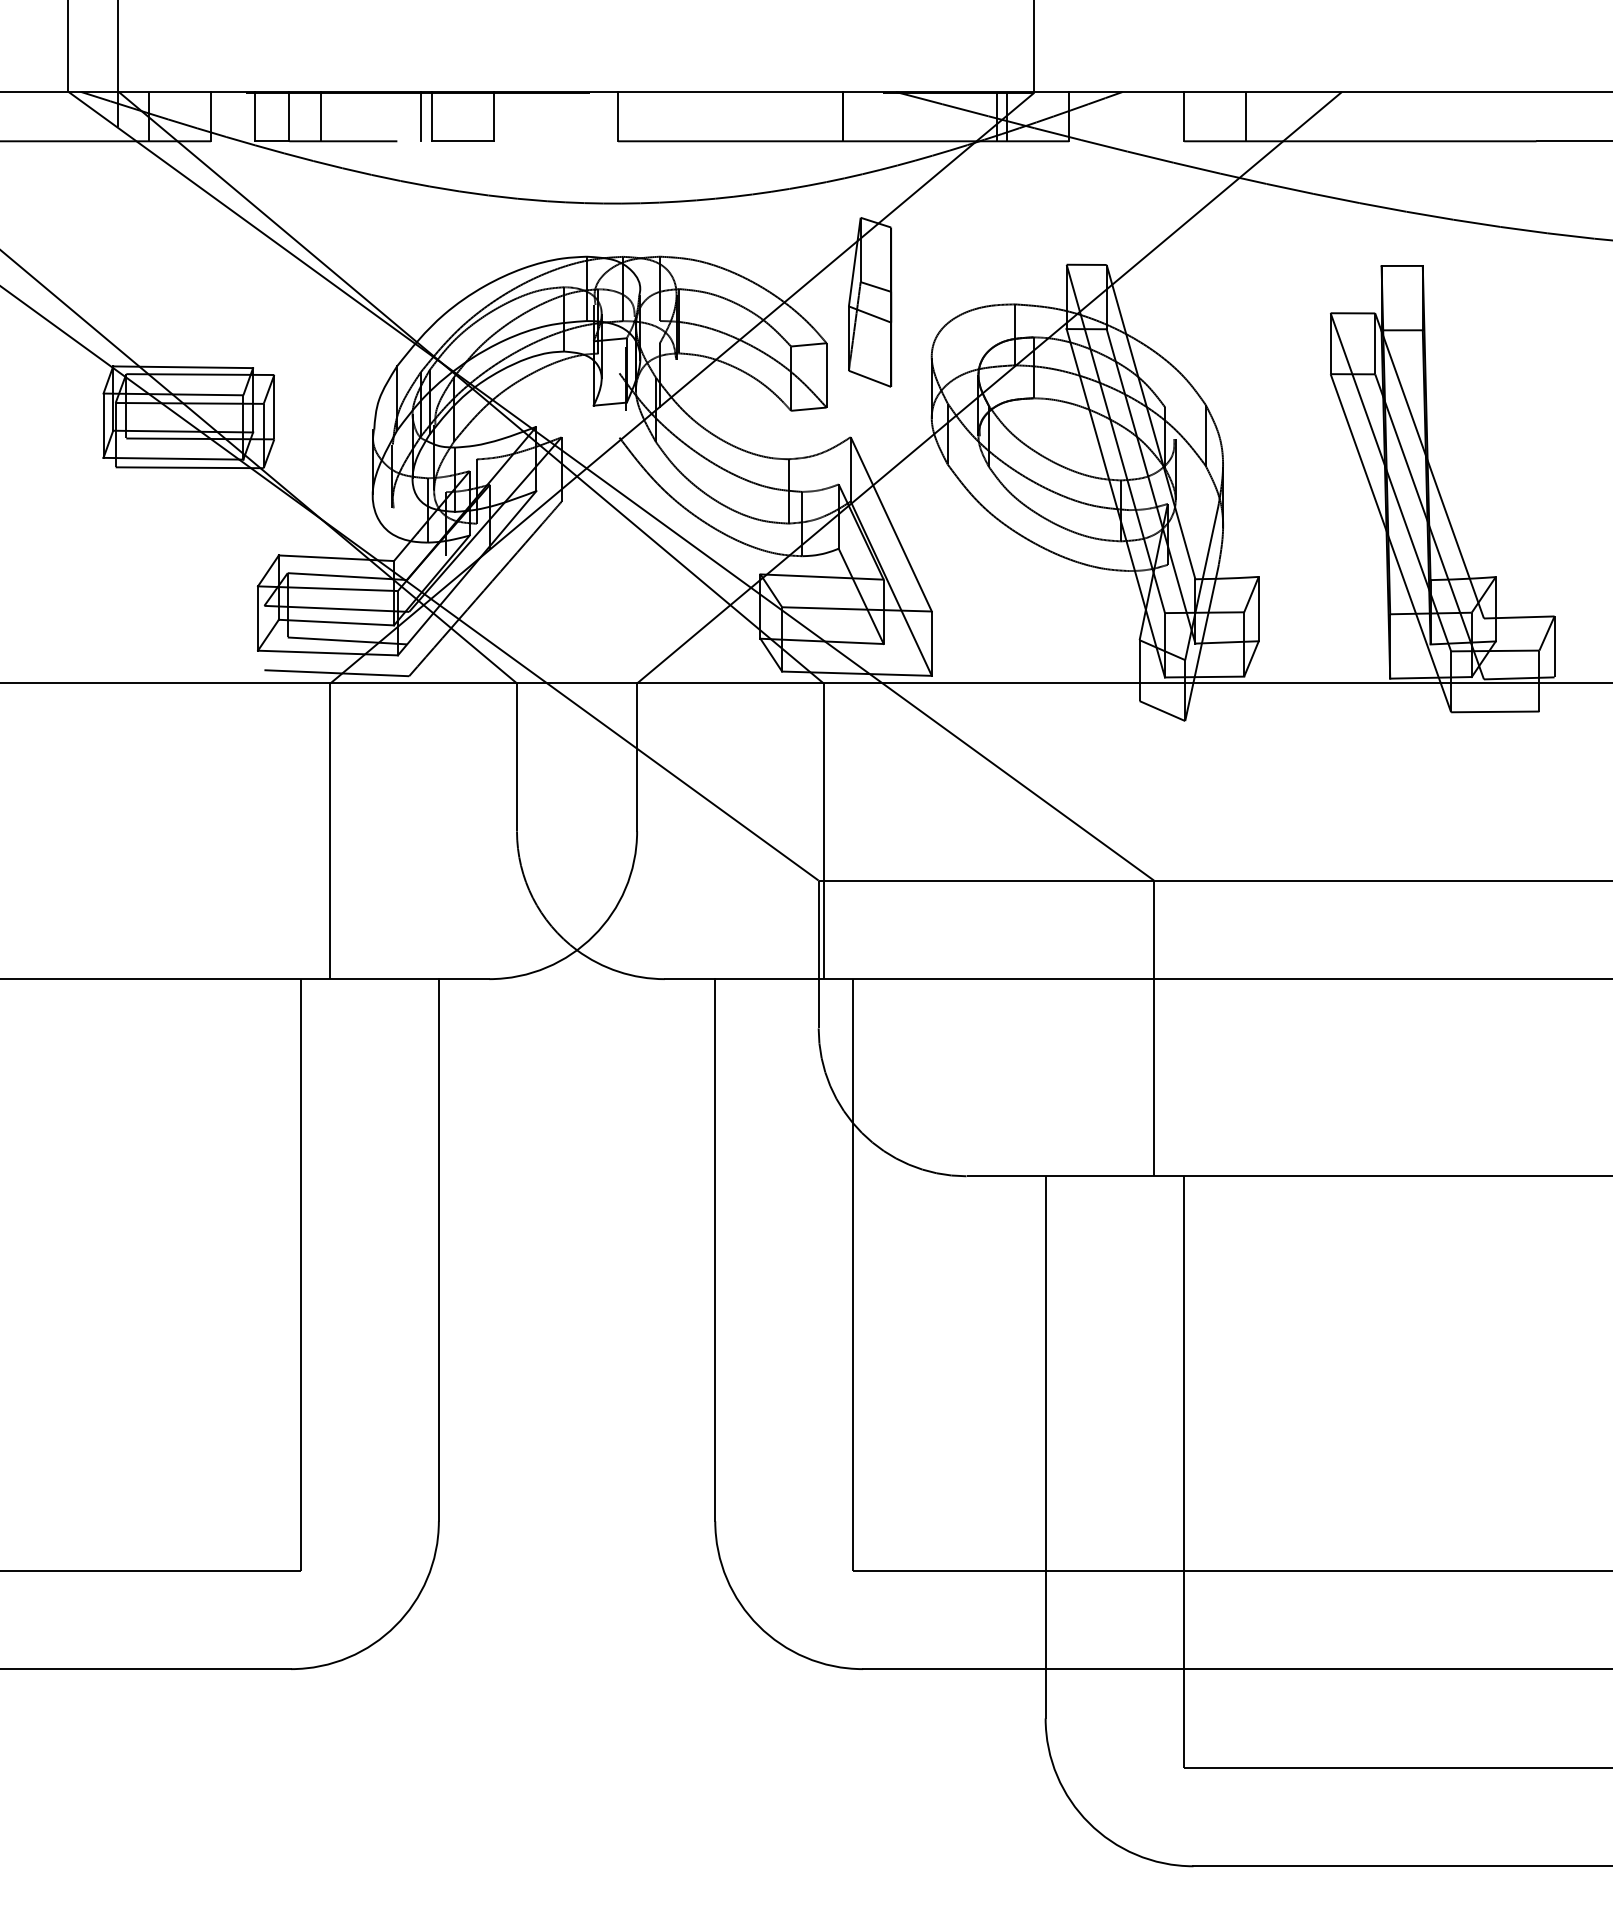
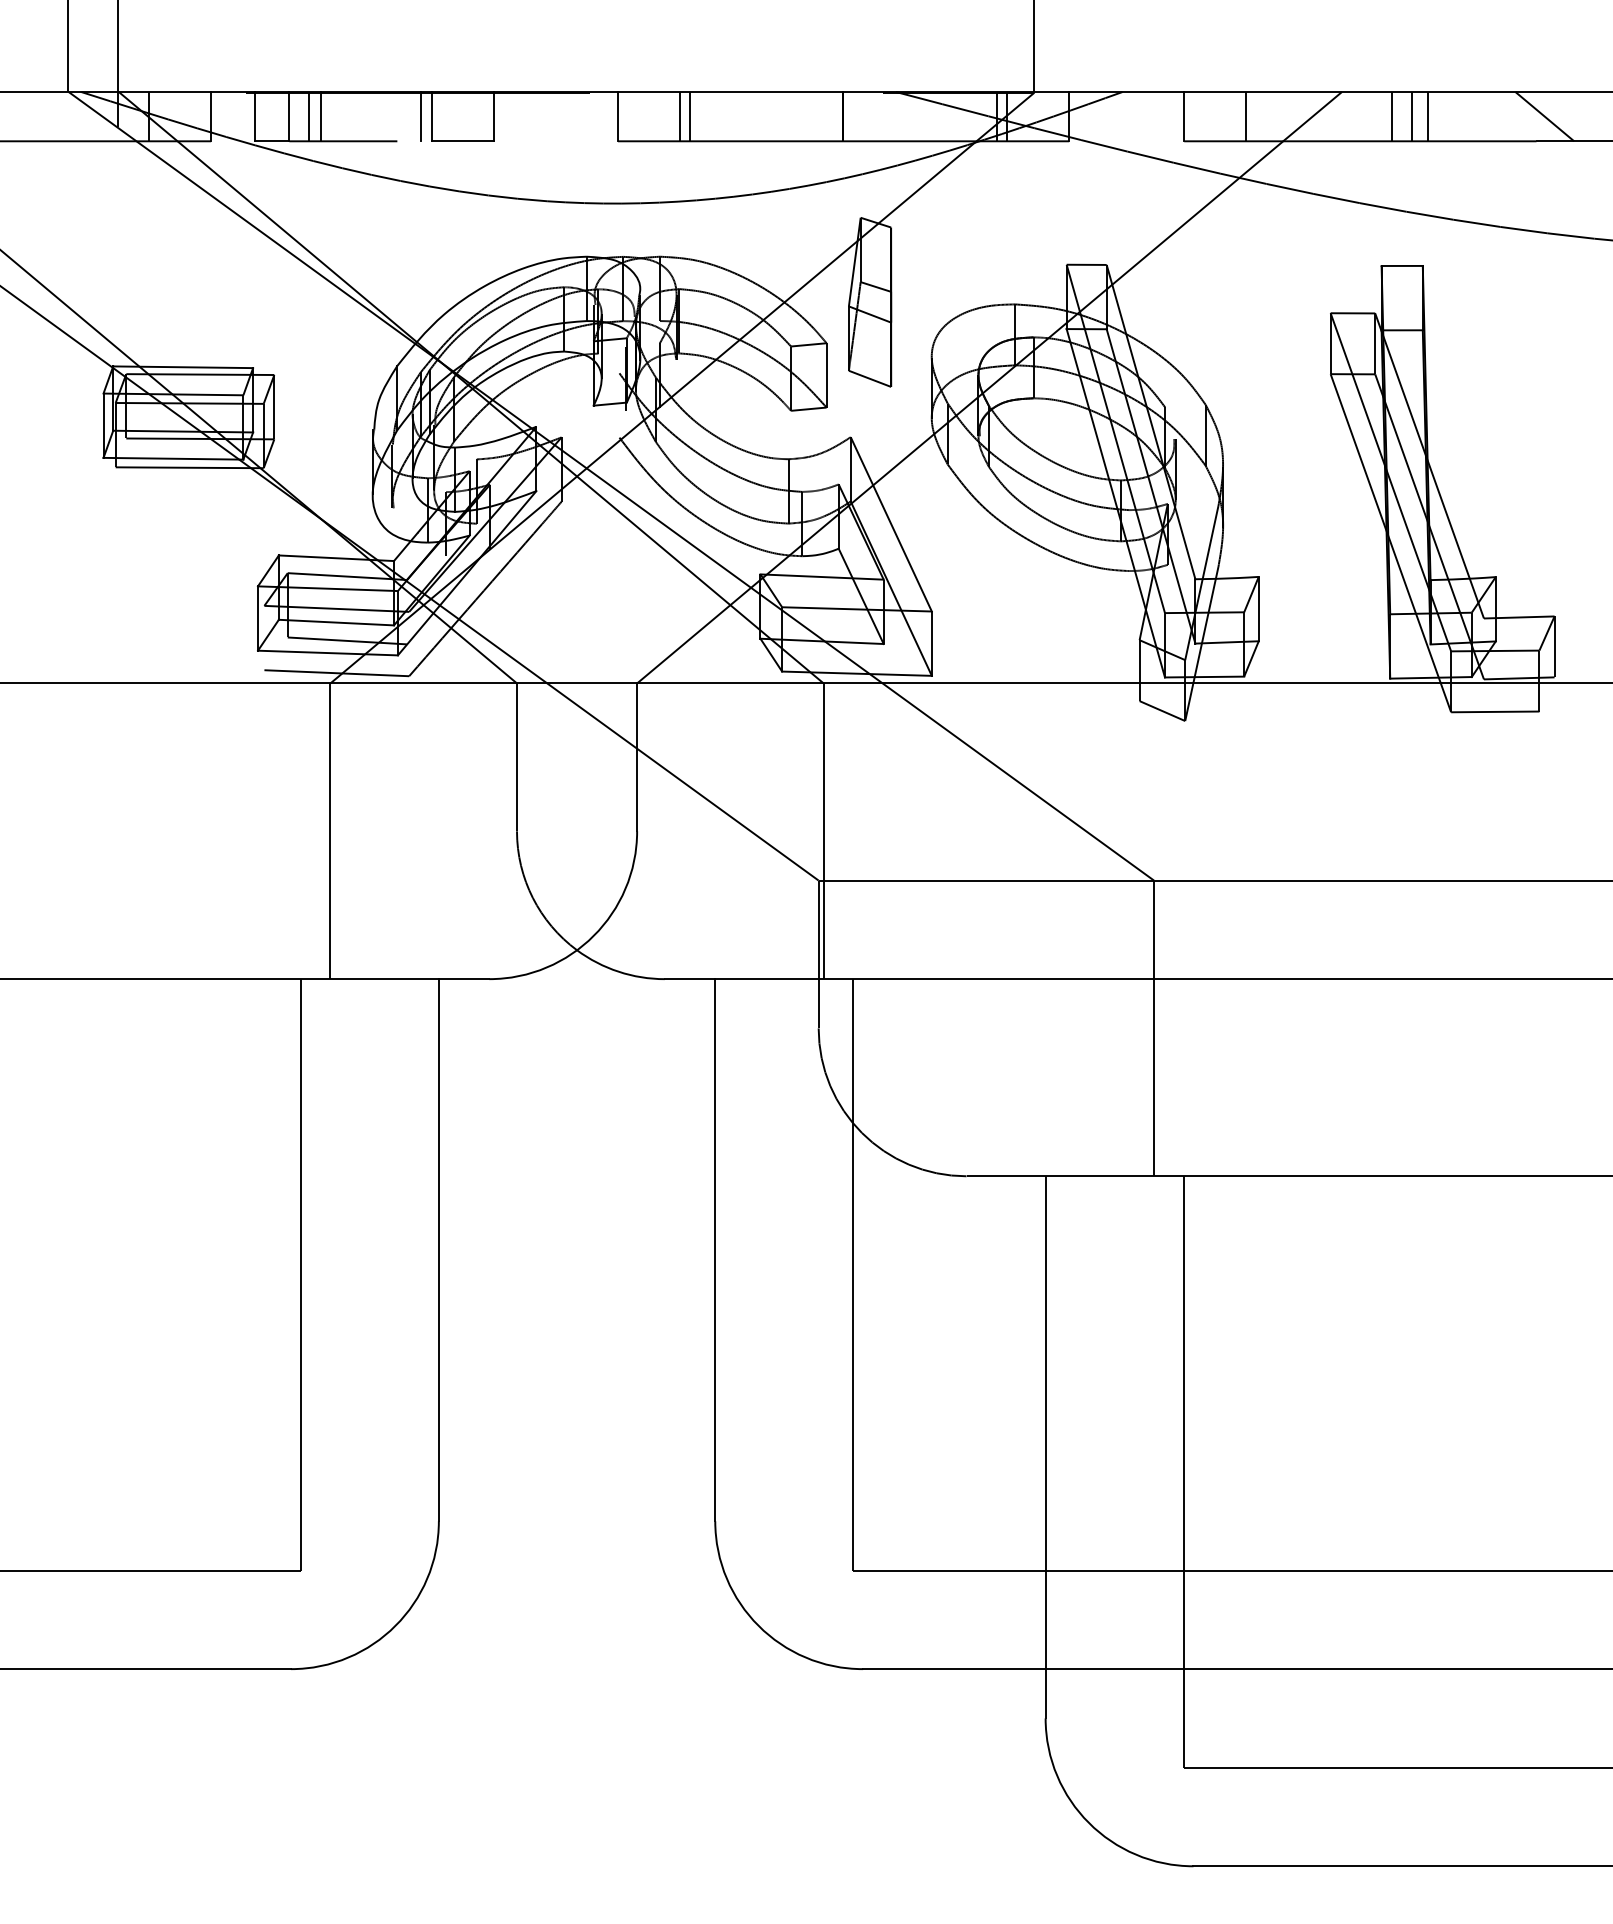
line: none -> present (309, 116)
line: none -> present (679, 116)
line: none -> present (690, 116)
line: none -> present (1392, 116)
line: none -> present (1411, 116)
line: none -> present (1427, 116)
line: none -> present (1544, 116)
